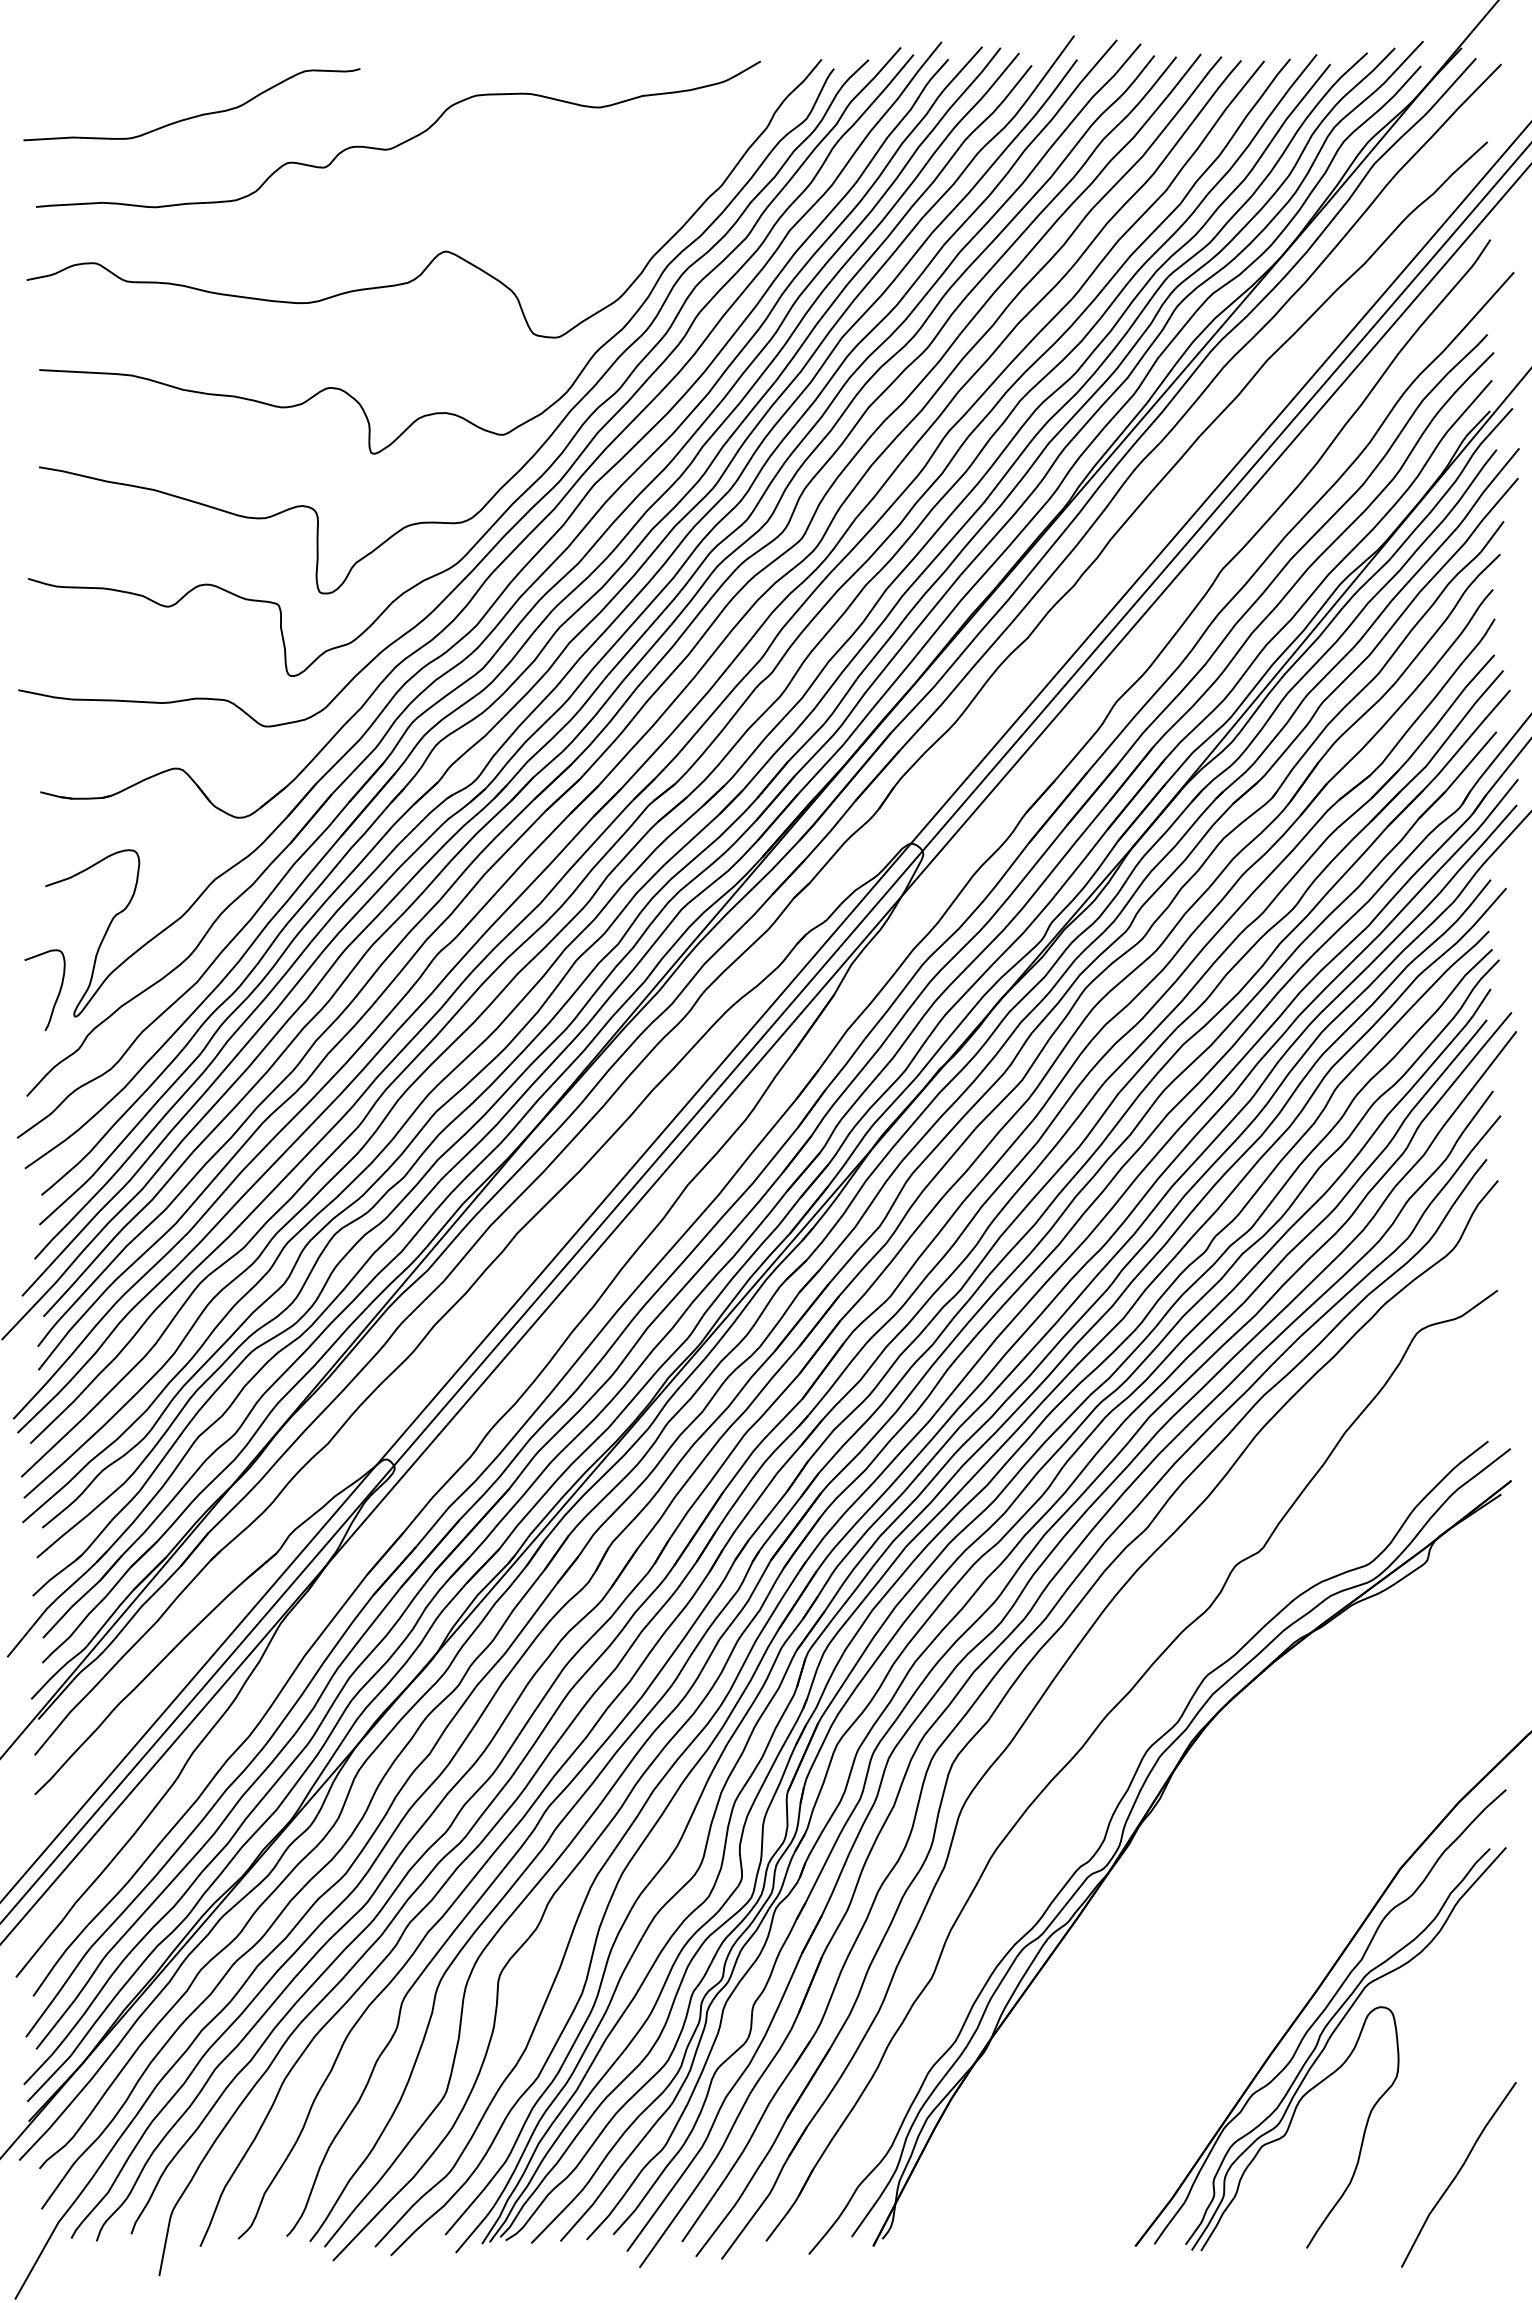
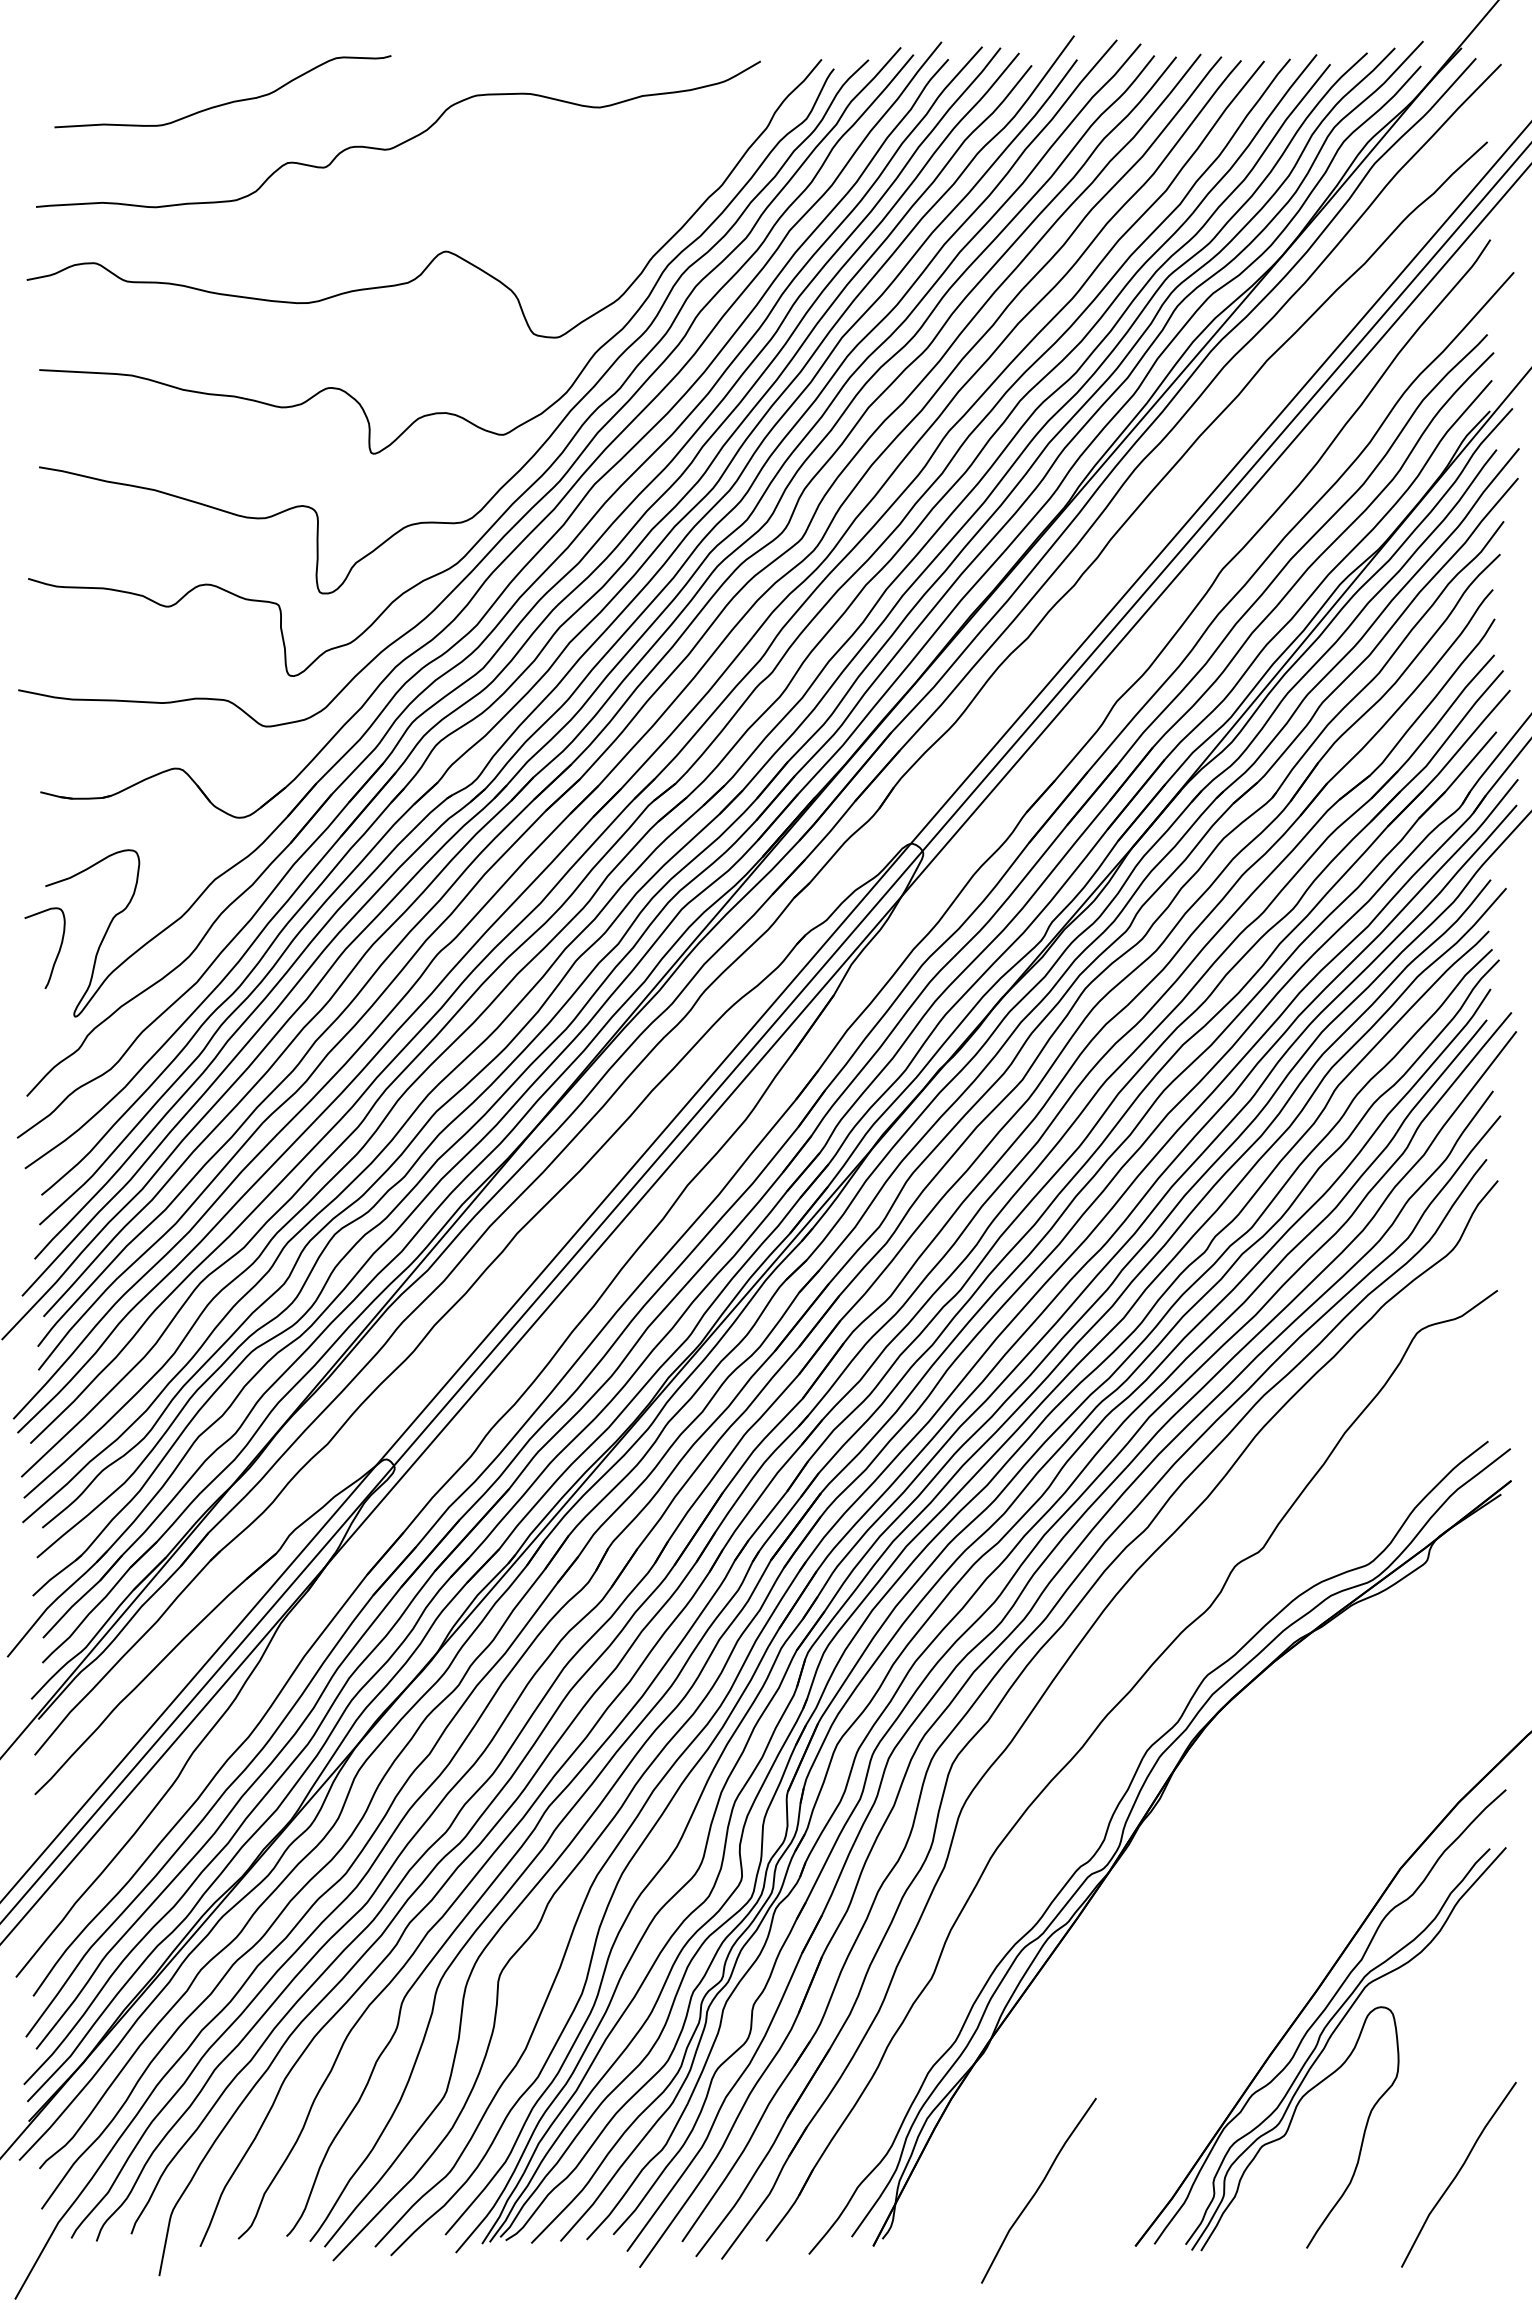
curve position: (195, 115) -> (226, 102) (226, 102)
curve position: (58, 992) -> (58, 950) (58, 950)
curve: none -> present (1038, 2190)
